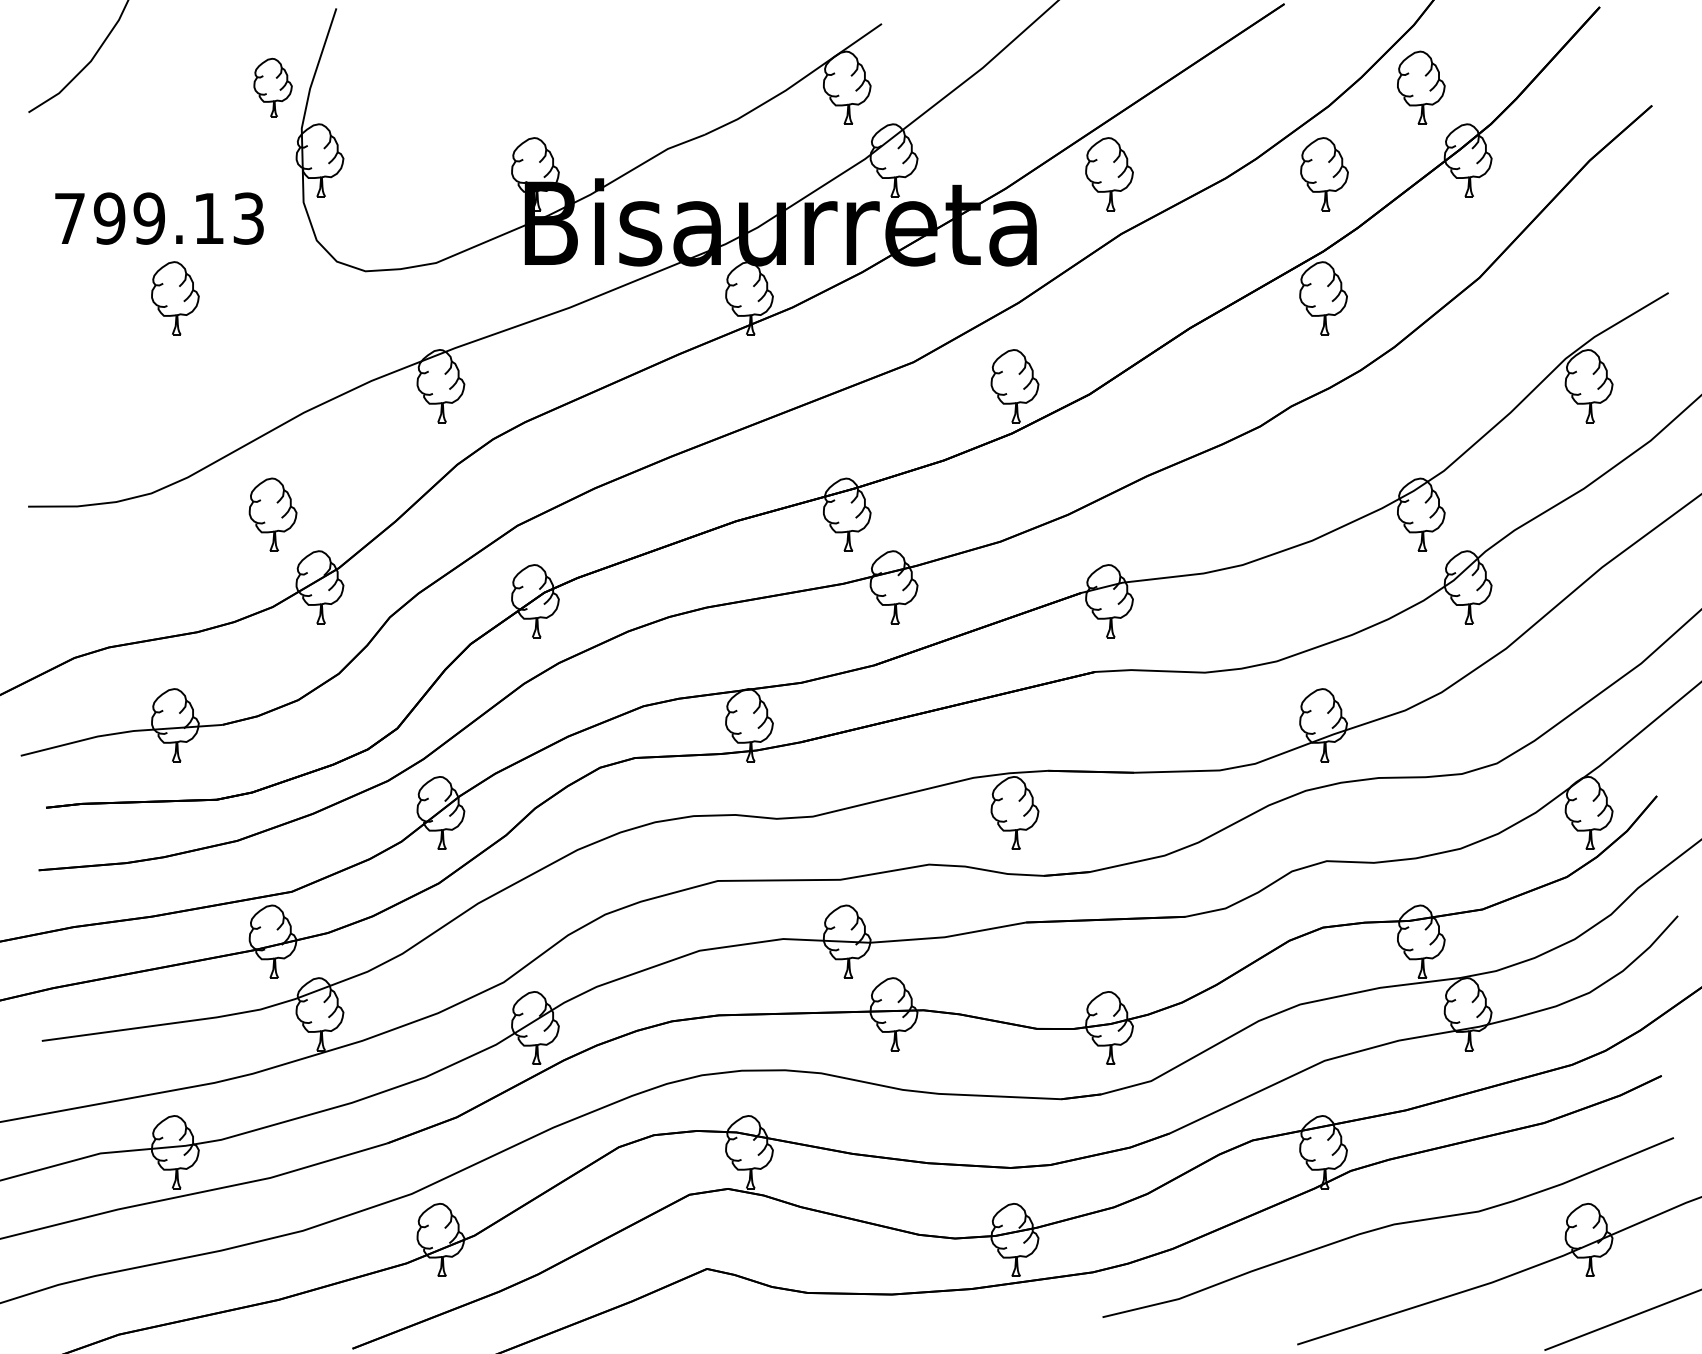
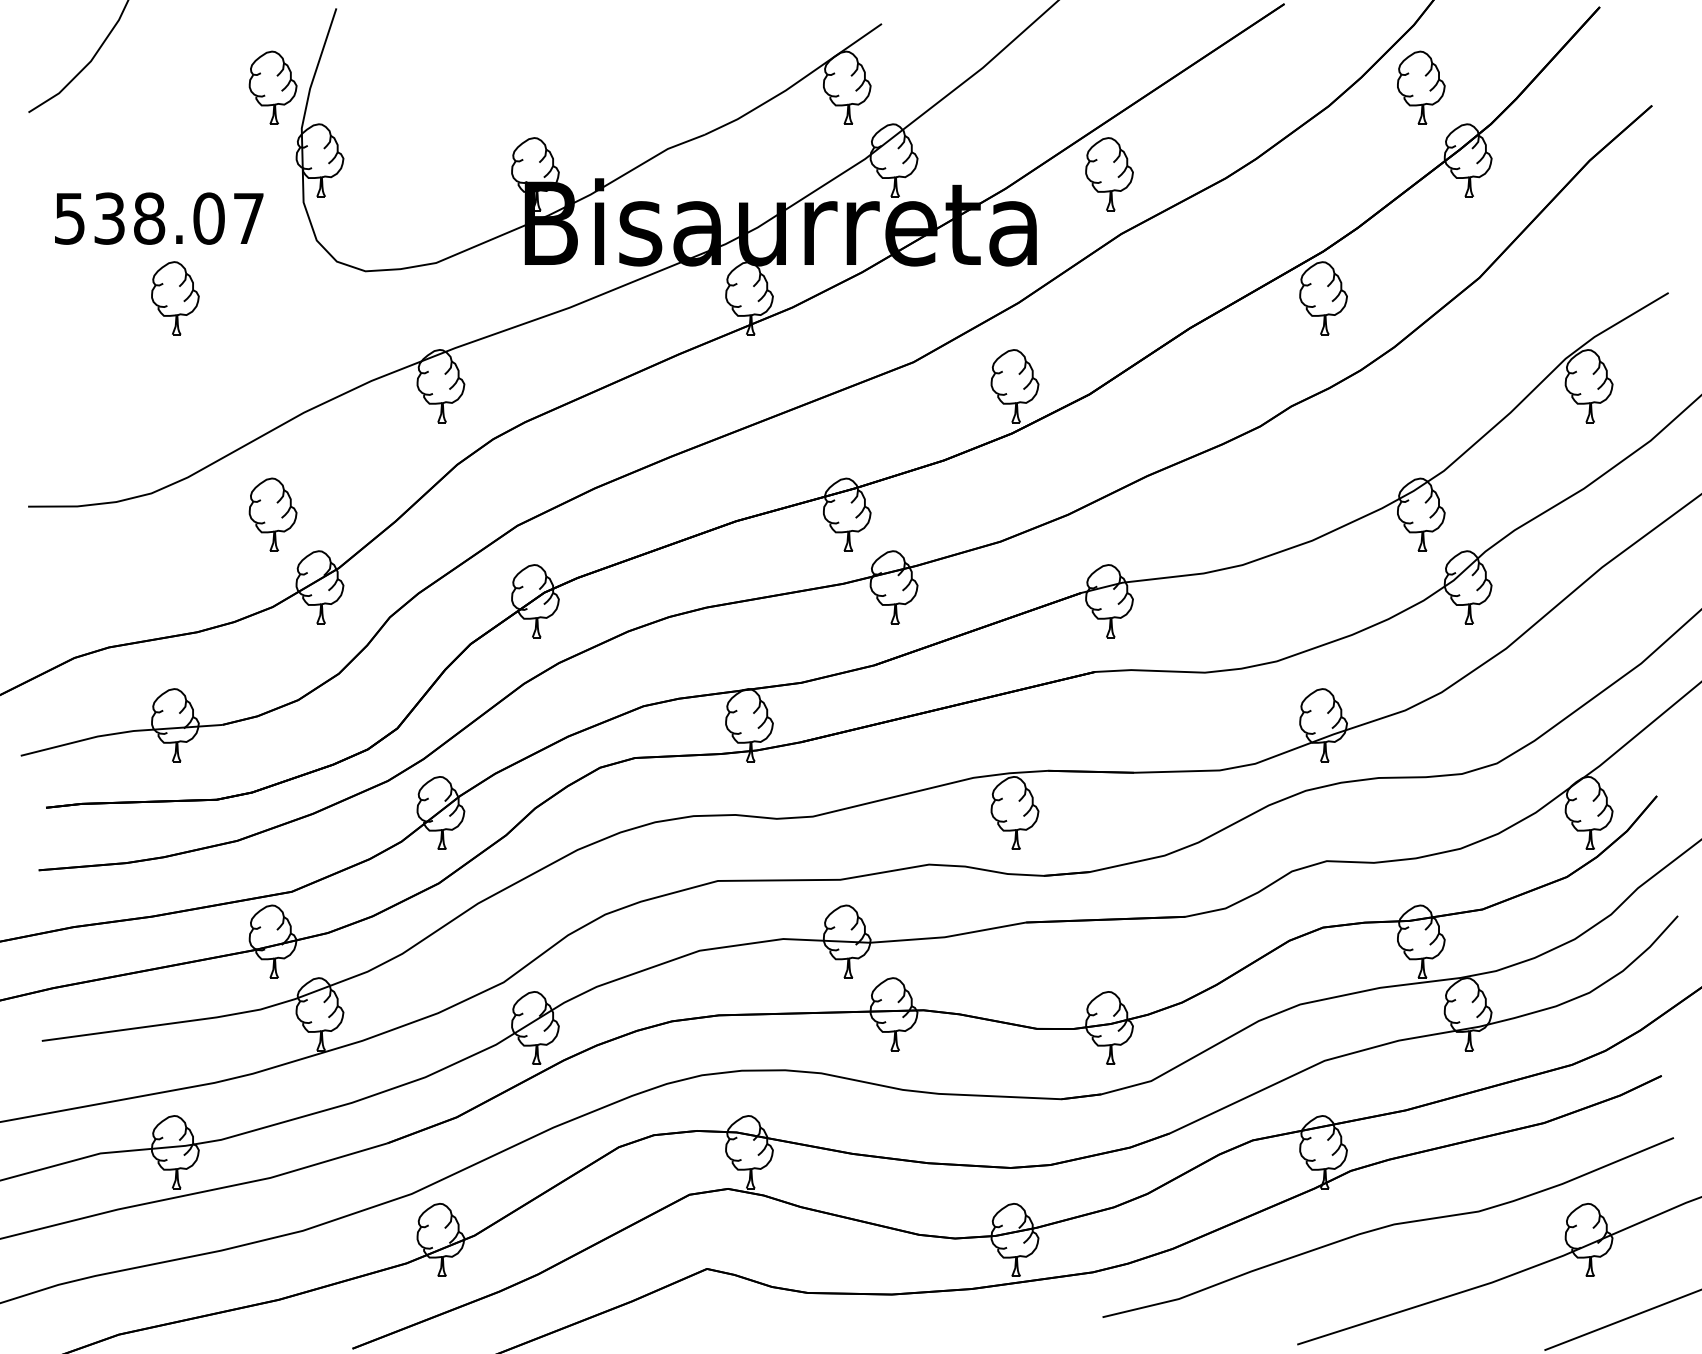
part size: 40x61 px -> 50x75 px (272, 87)
part: present -> none (1324, 174)
text: 799.13 -> 538.07 (159, 218)
